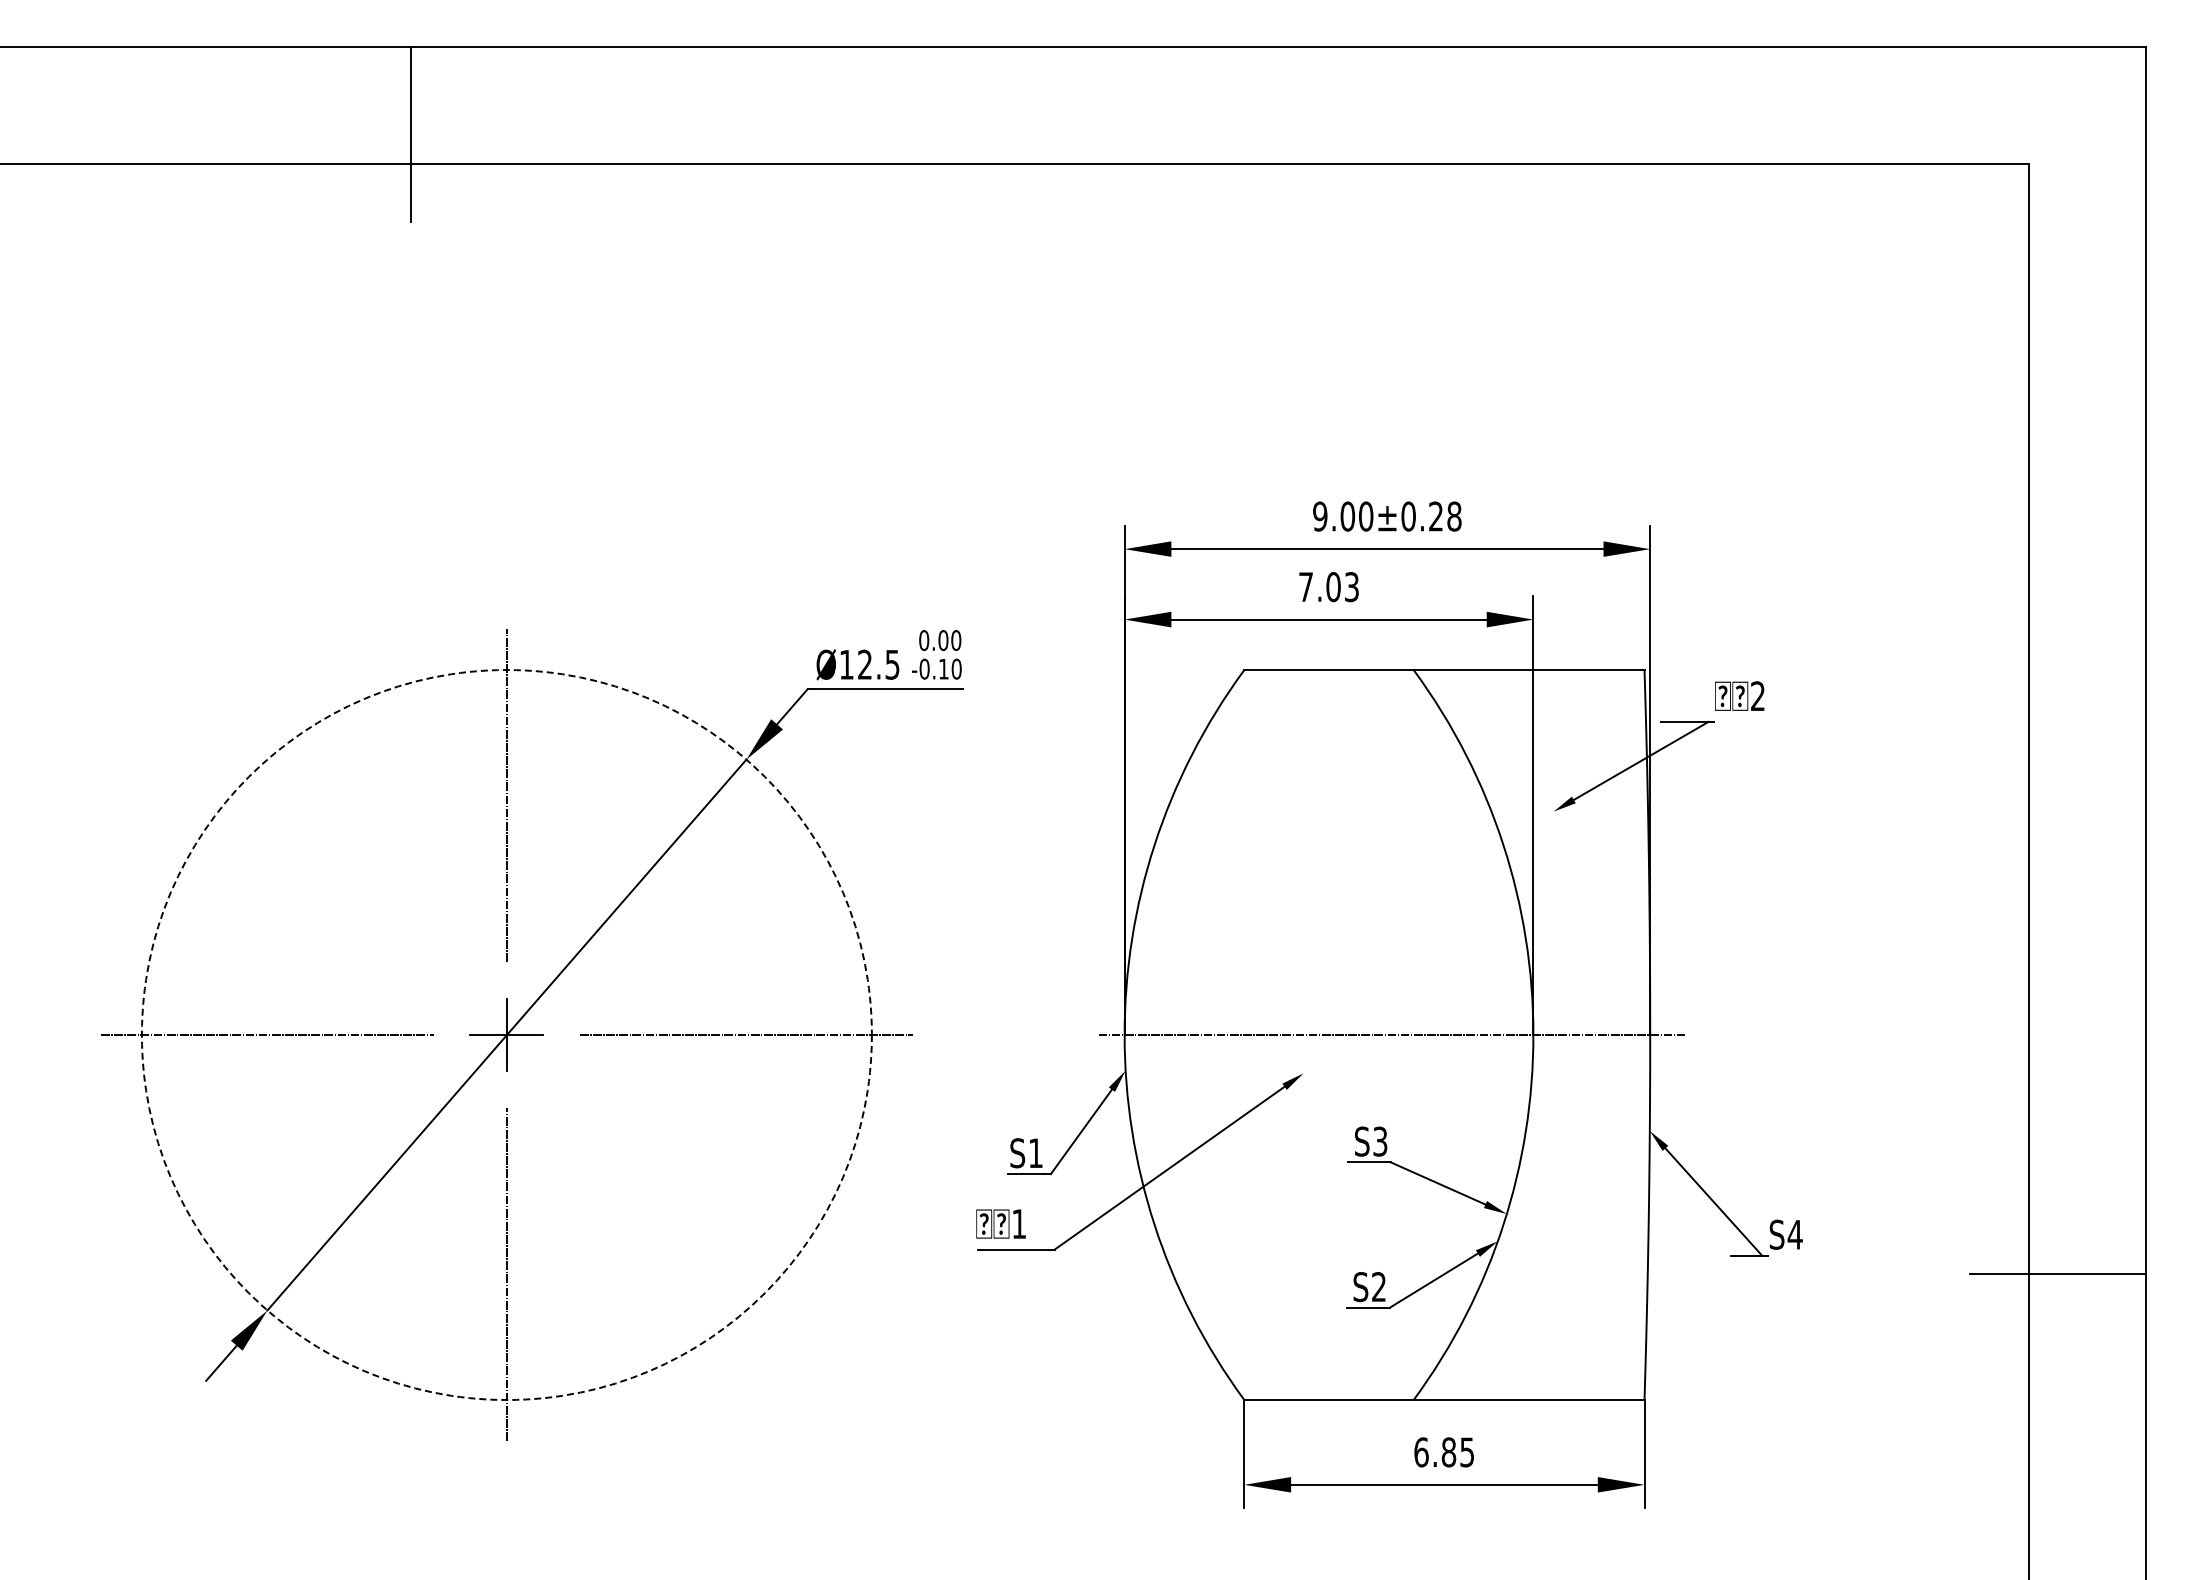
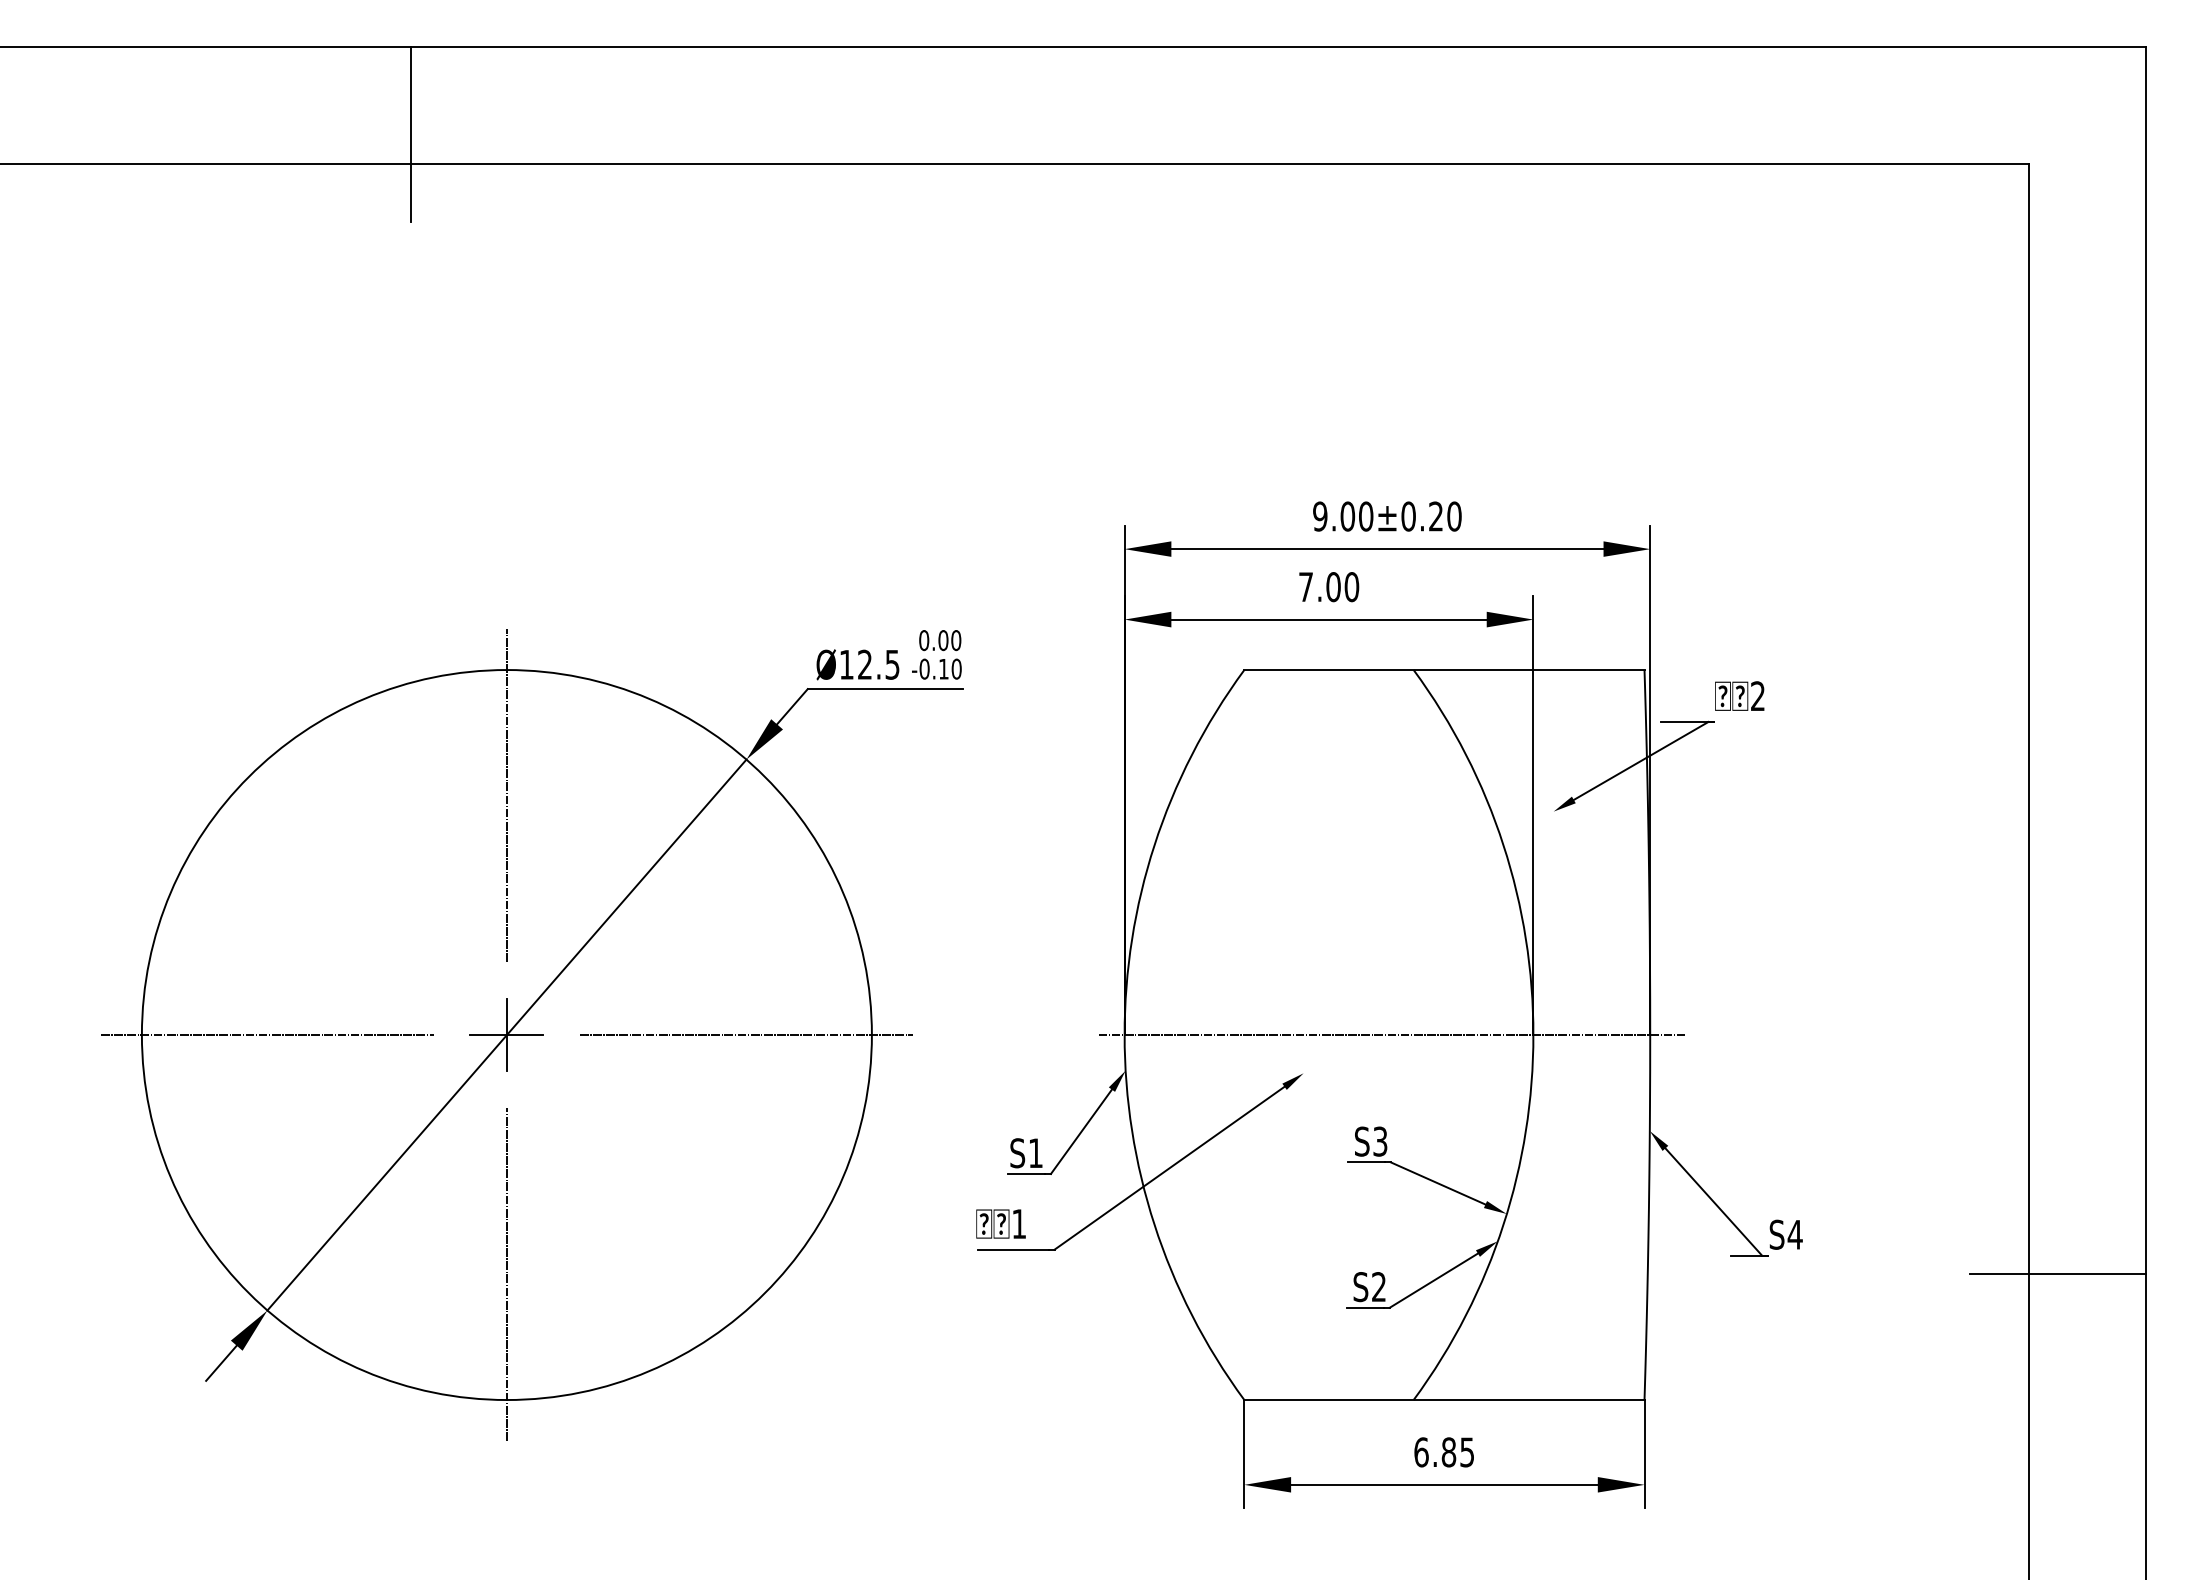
text: 9.00±0.28 -> 9.00±0.20 (1454, 516)
text: 7.03 -> 7.00 (1351, 587)
circle: dashed -> solid (506, 1035)
